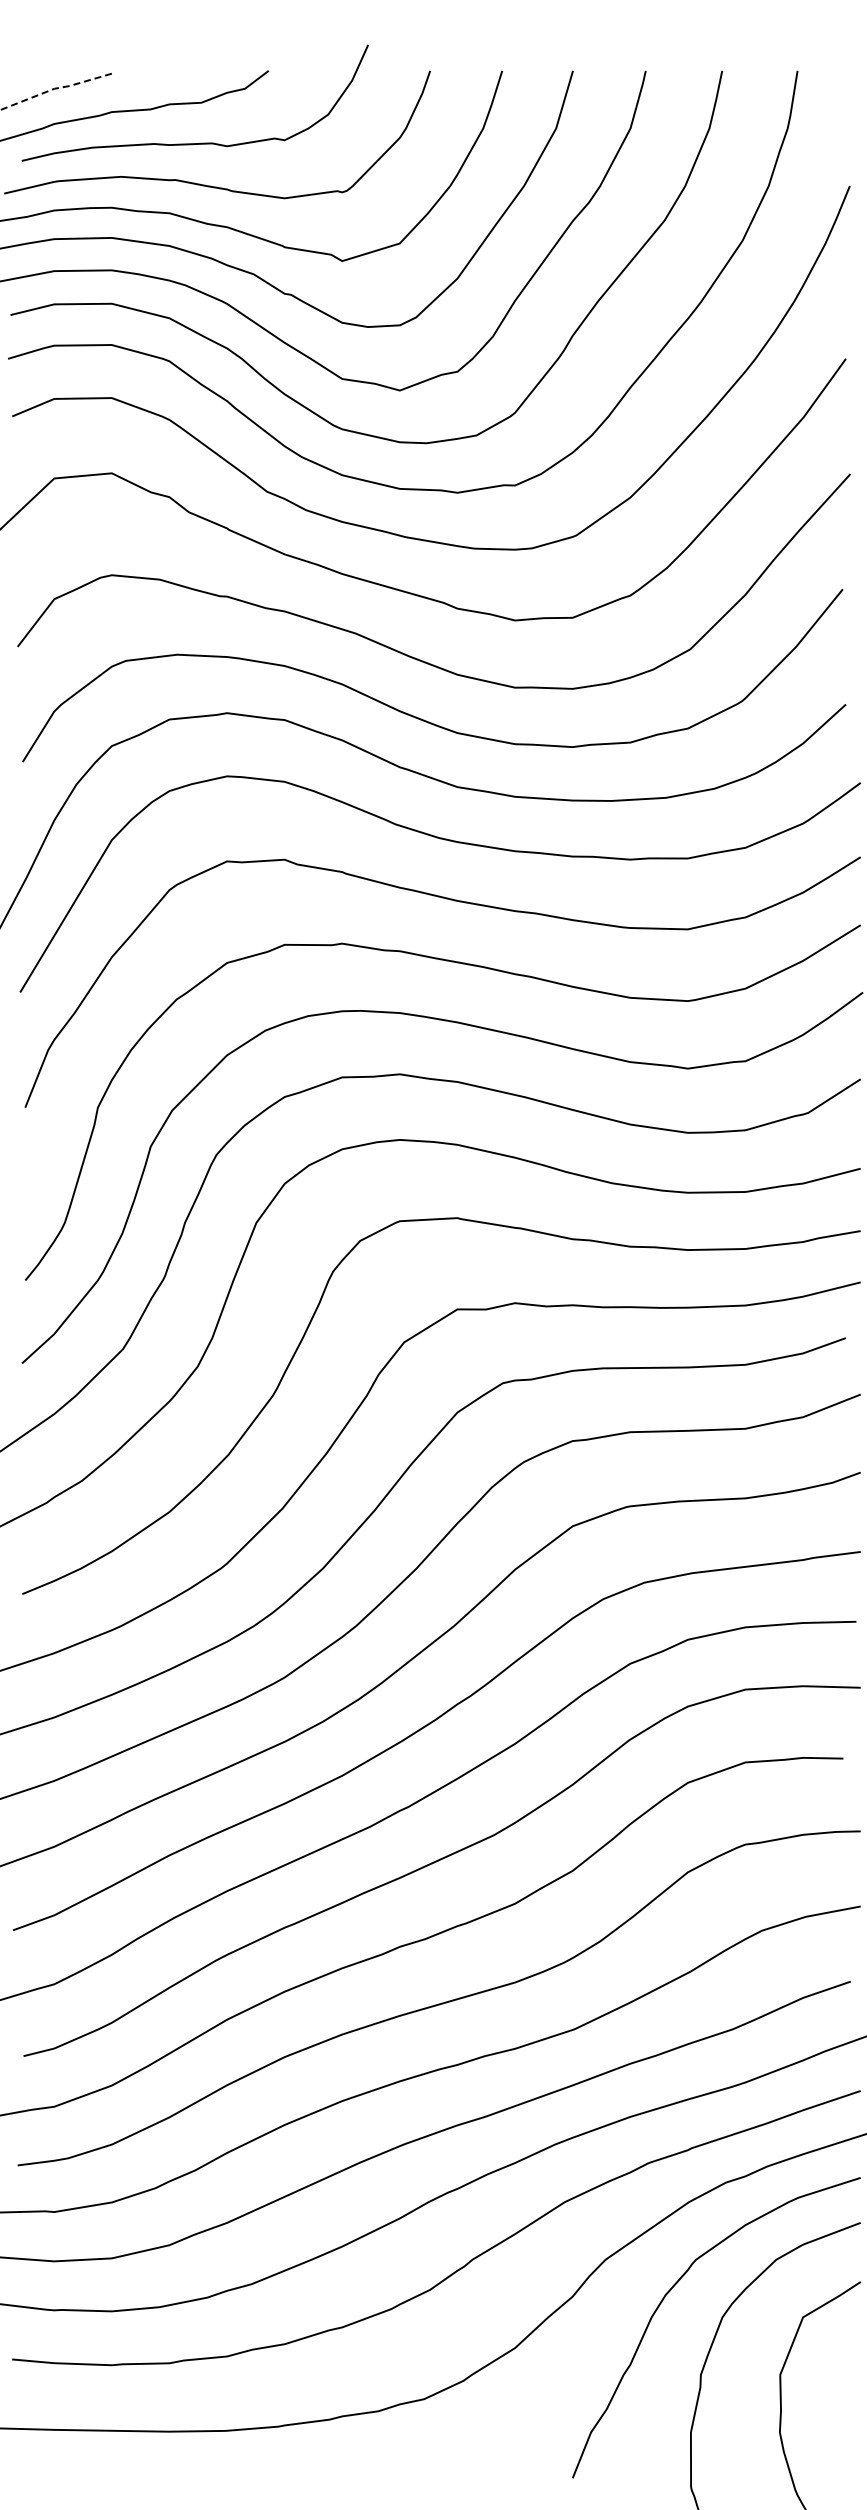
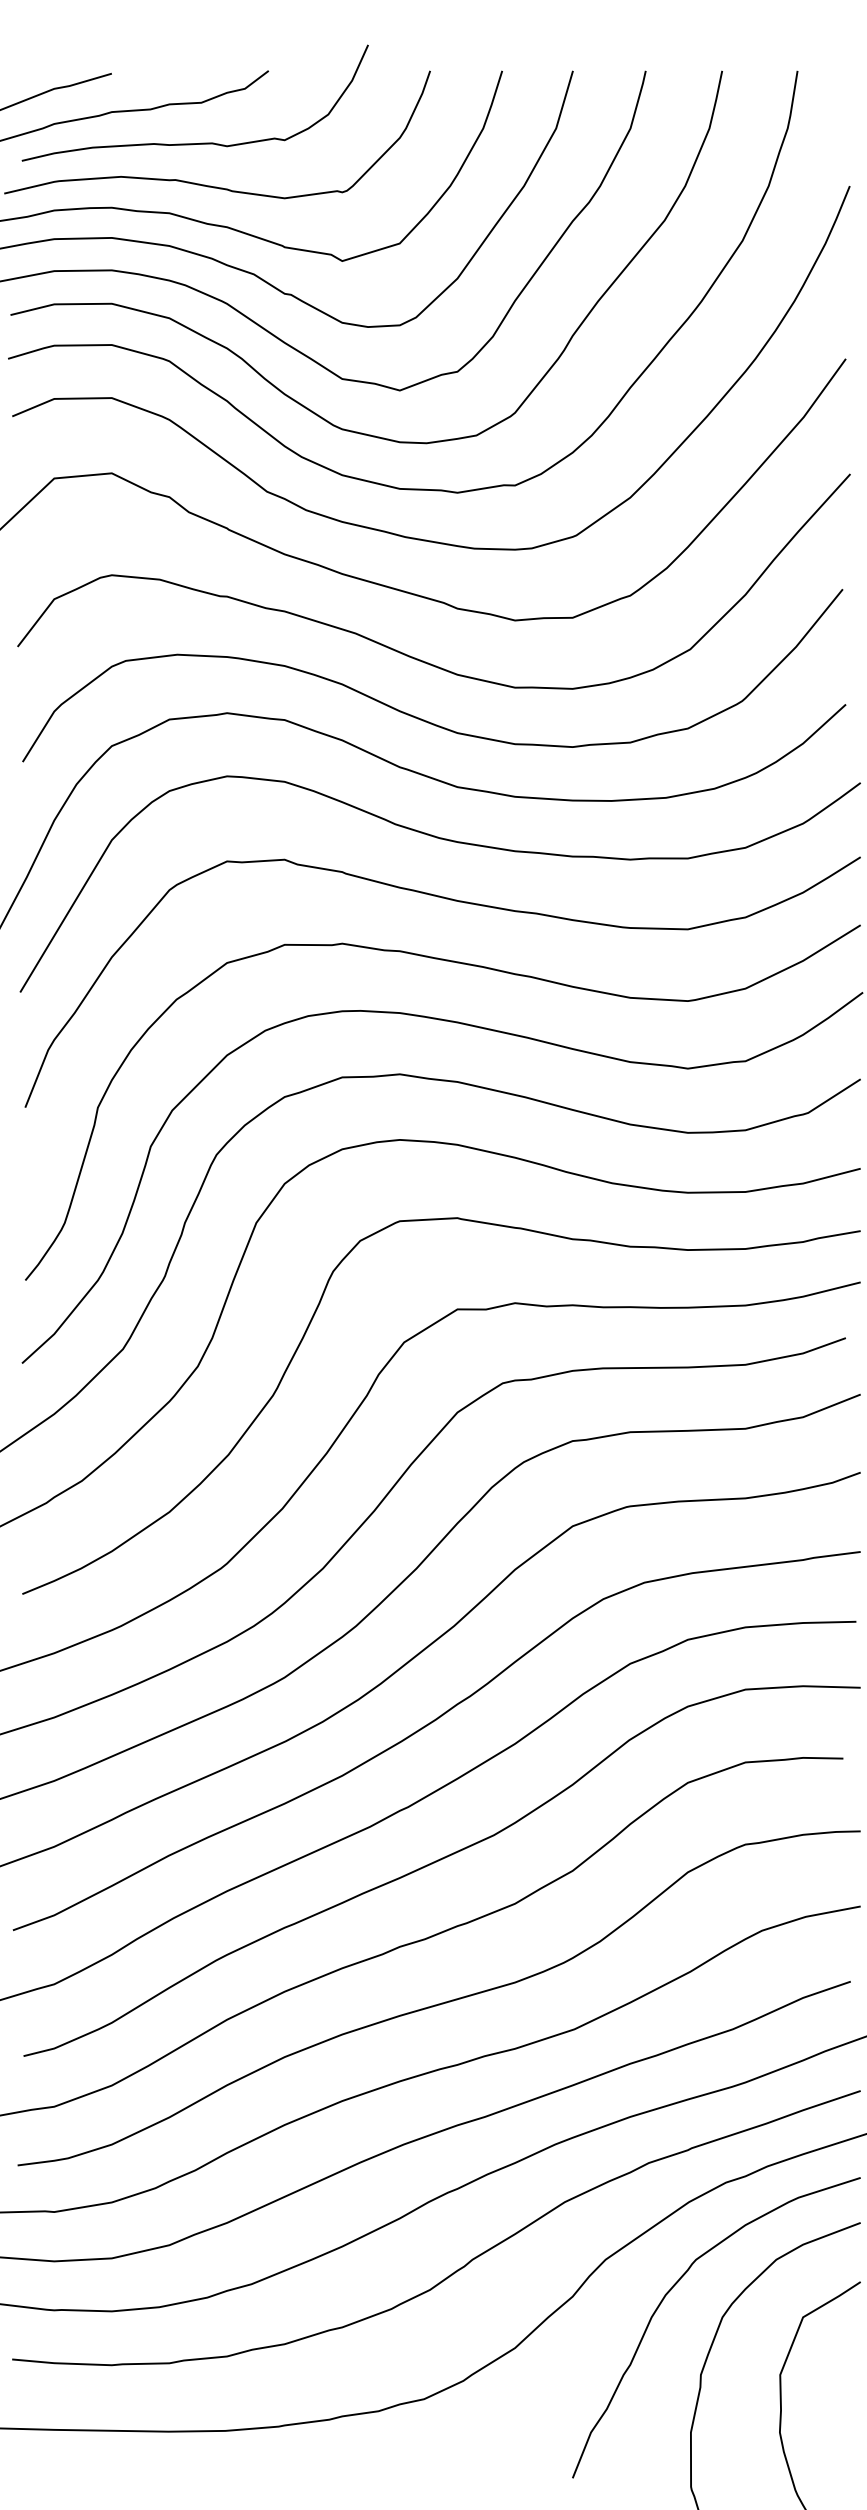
line: dashed -> solid (55, 88)
